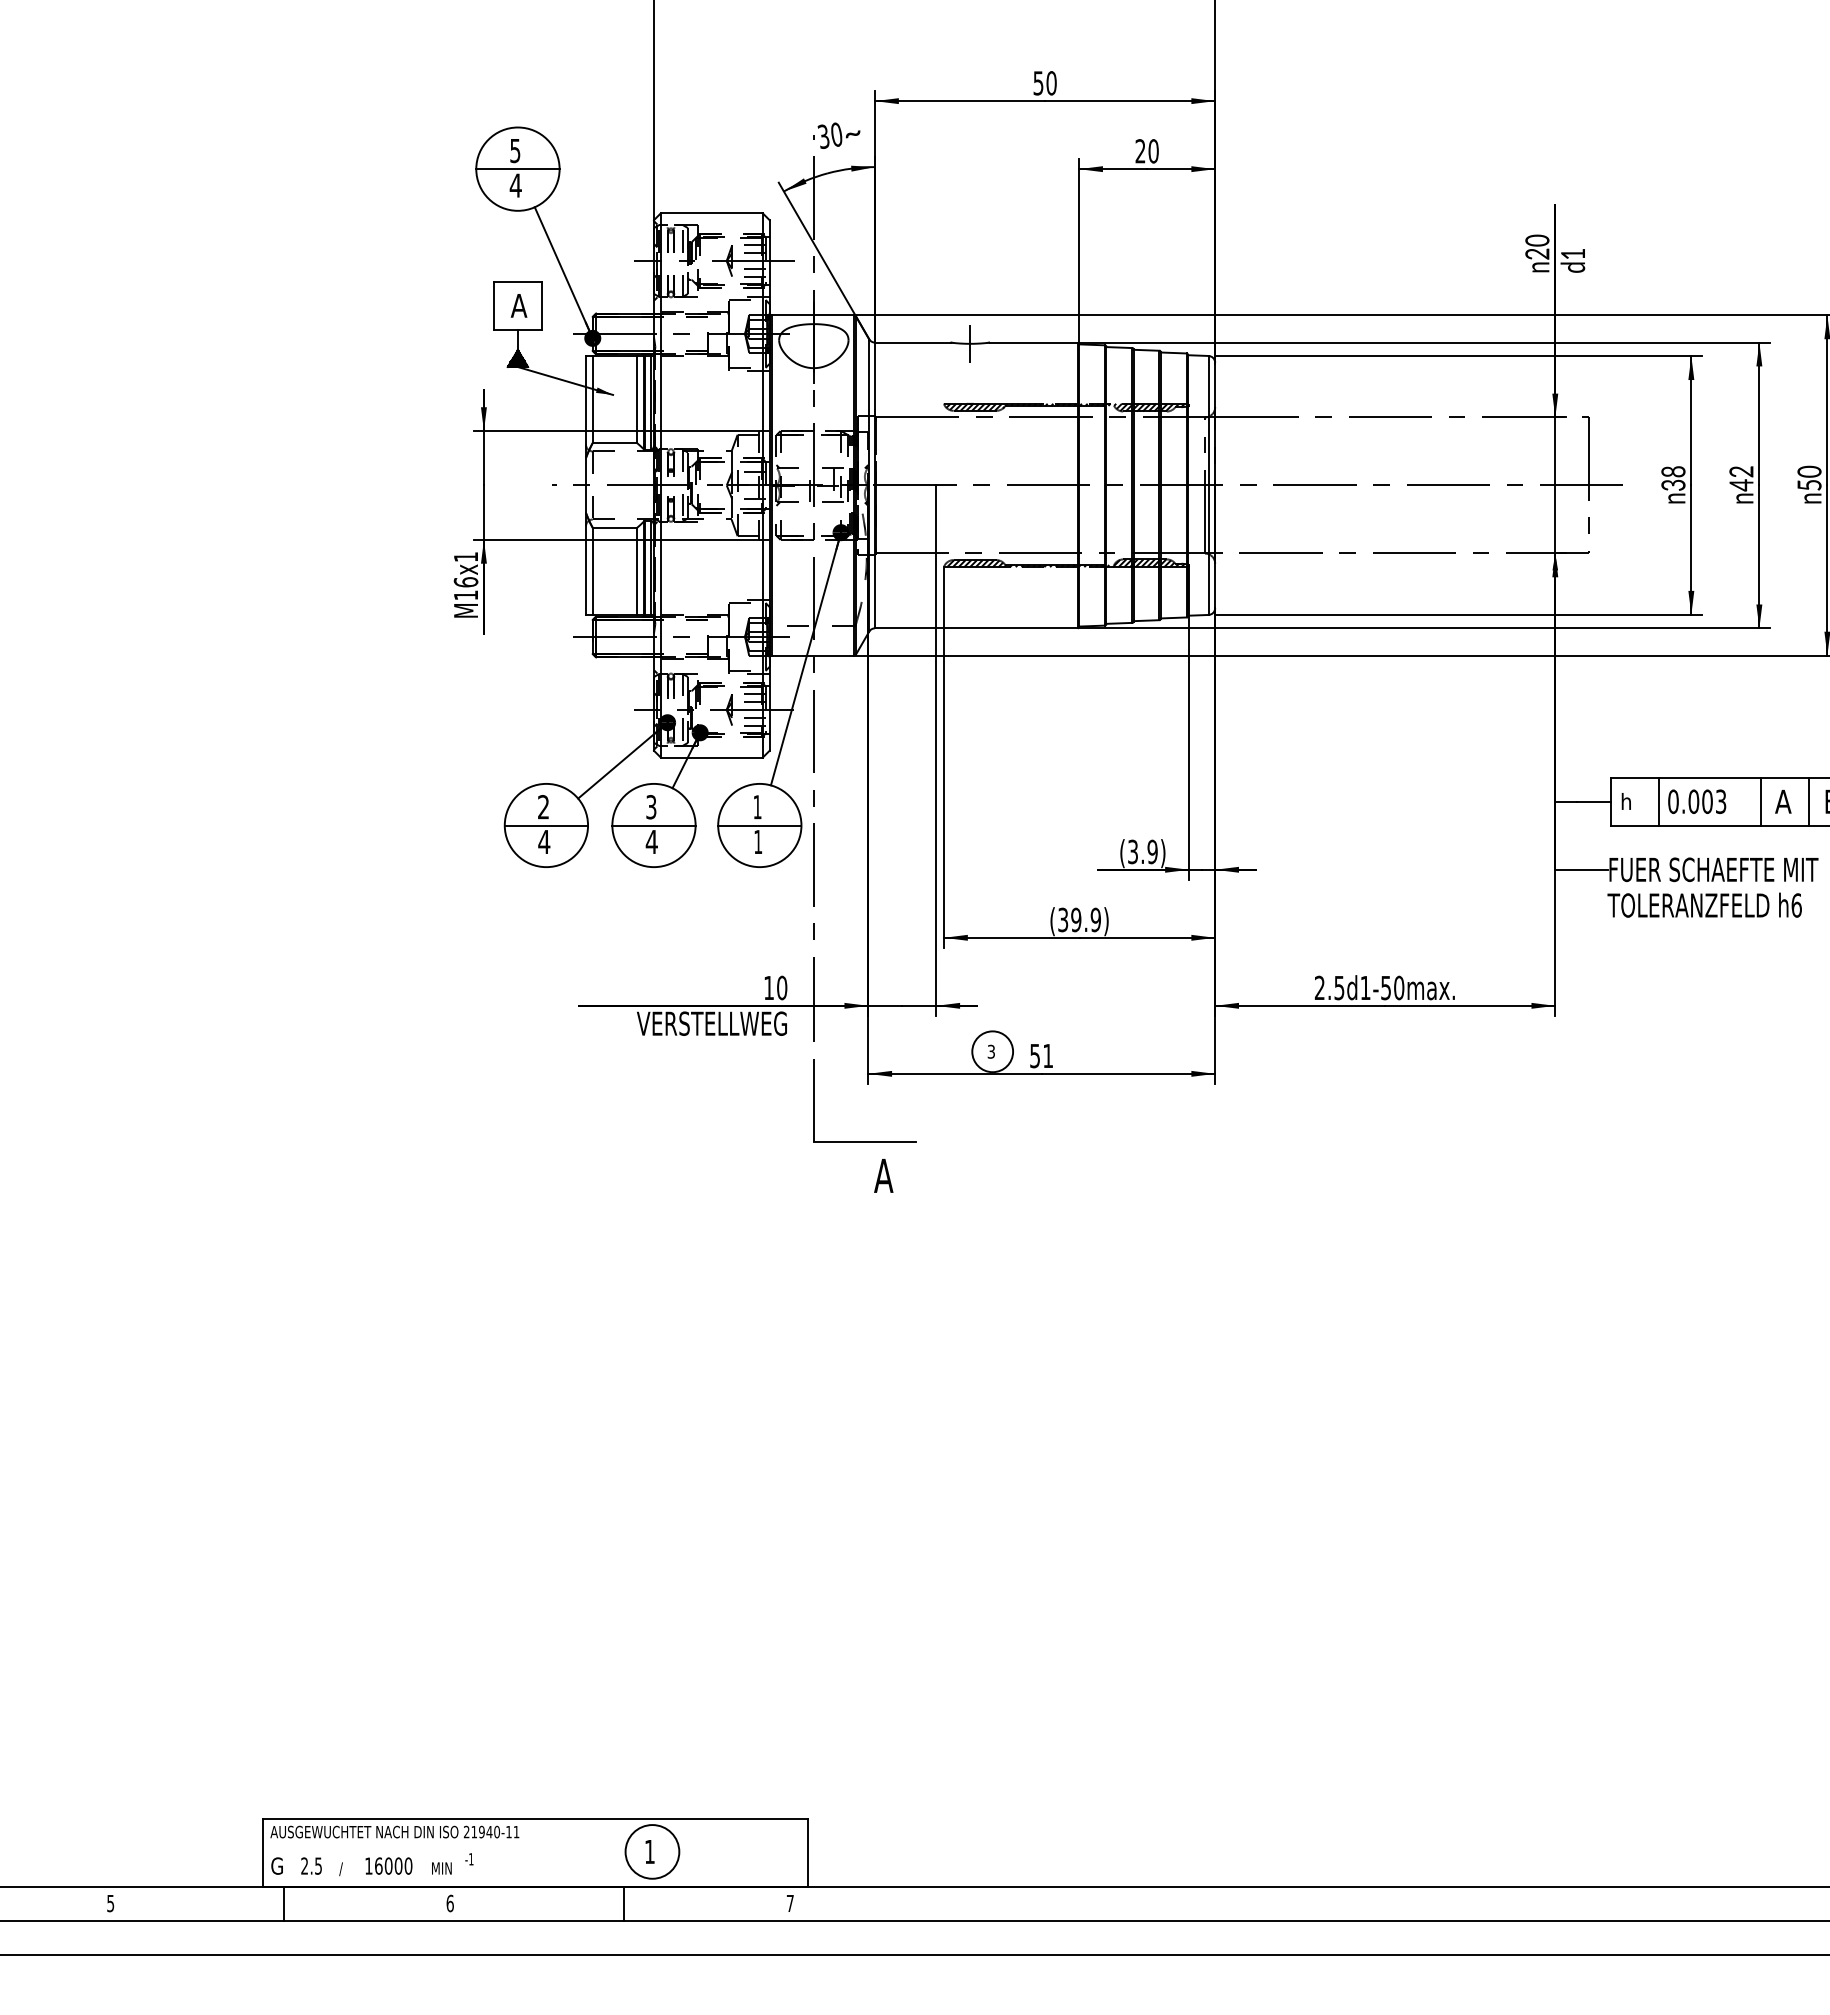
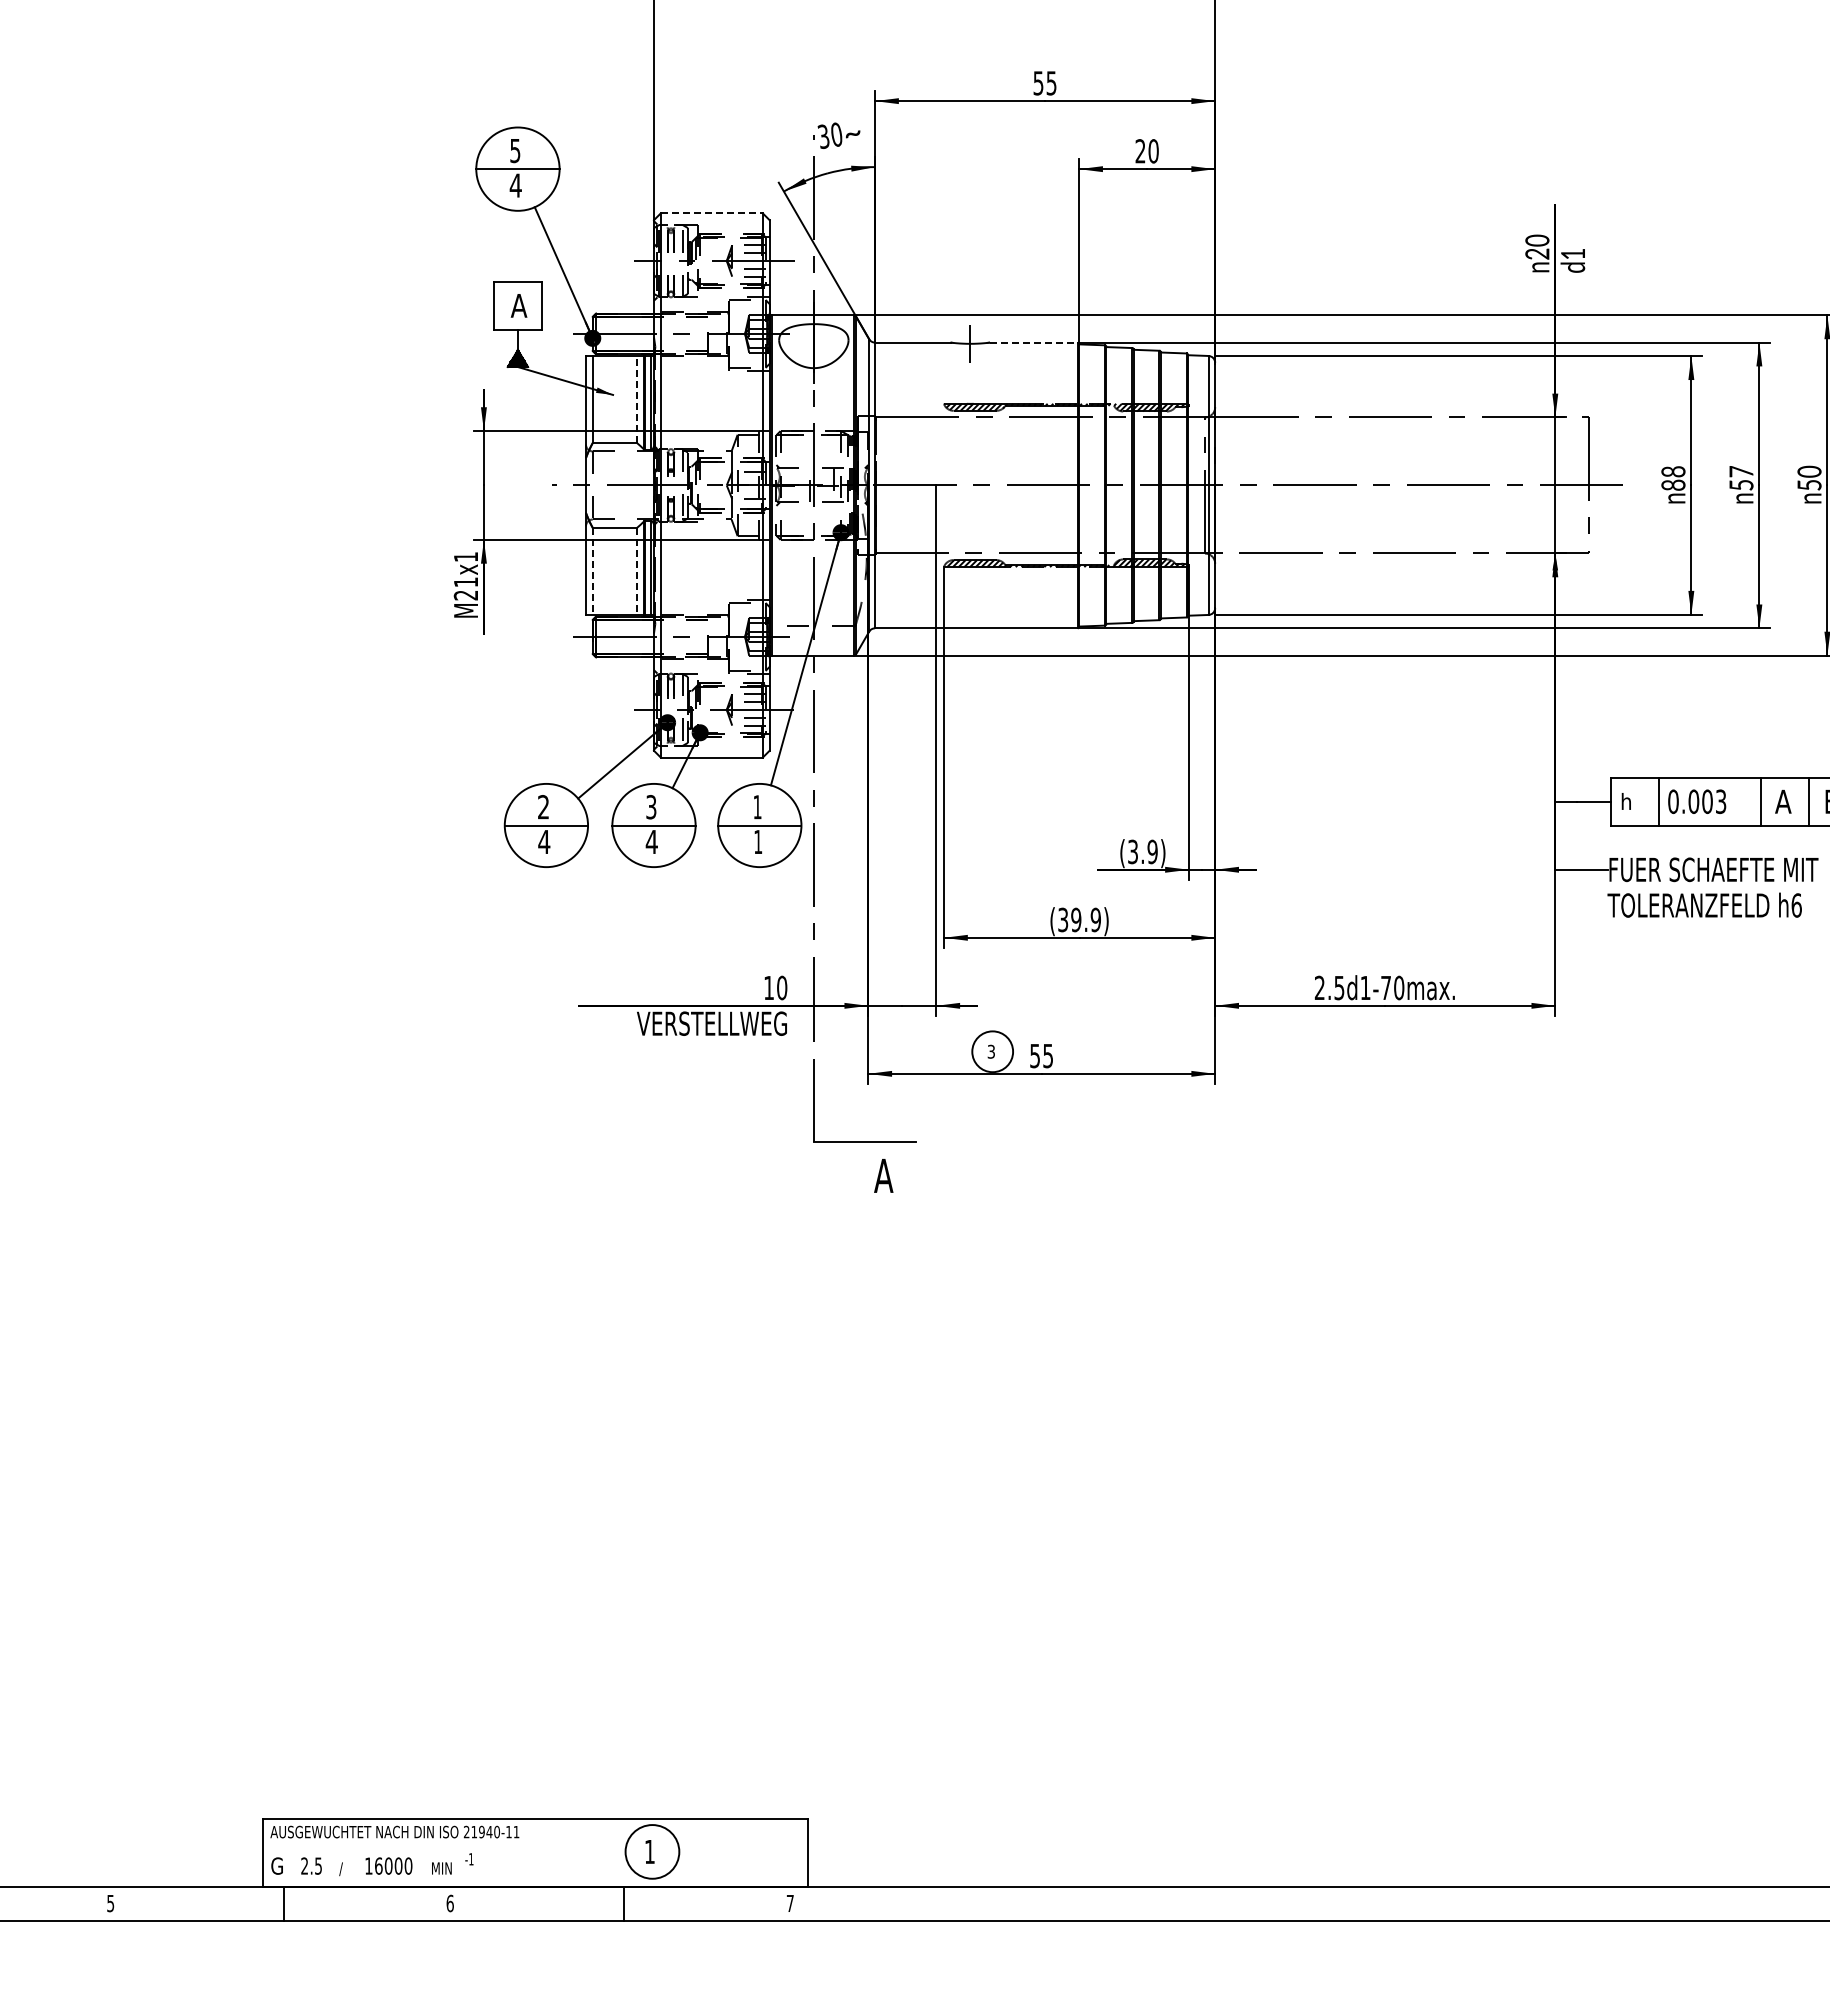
text: 50 -> 55 (1051, 83)
line: solid -> dashed (712, 213)
line: solid -> dashed (1033, 342)
line: solid -> dashed (636, 399)
text: 42 -> 57 (1741, 478)
text: 38 -> 88 (1673, 484)
line: solid -> dashed (592, 571)
line: solid -> dashed (636, 571)
text: M16x1 -> M21x1 (465, 588)
text: 2.5d1-50max. -> 2.5d1-70max. (1385, 988)
text: 51 -> 55 (1047, 1056)
line: present -> none (914, 1954)
